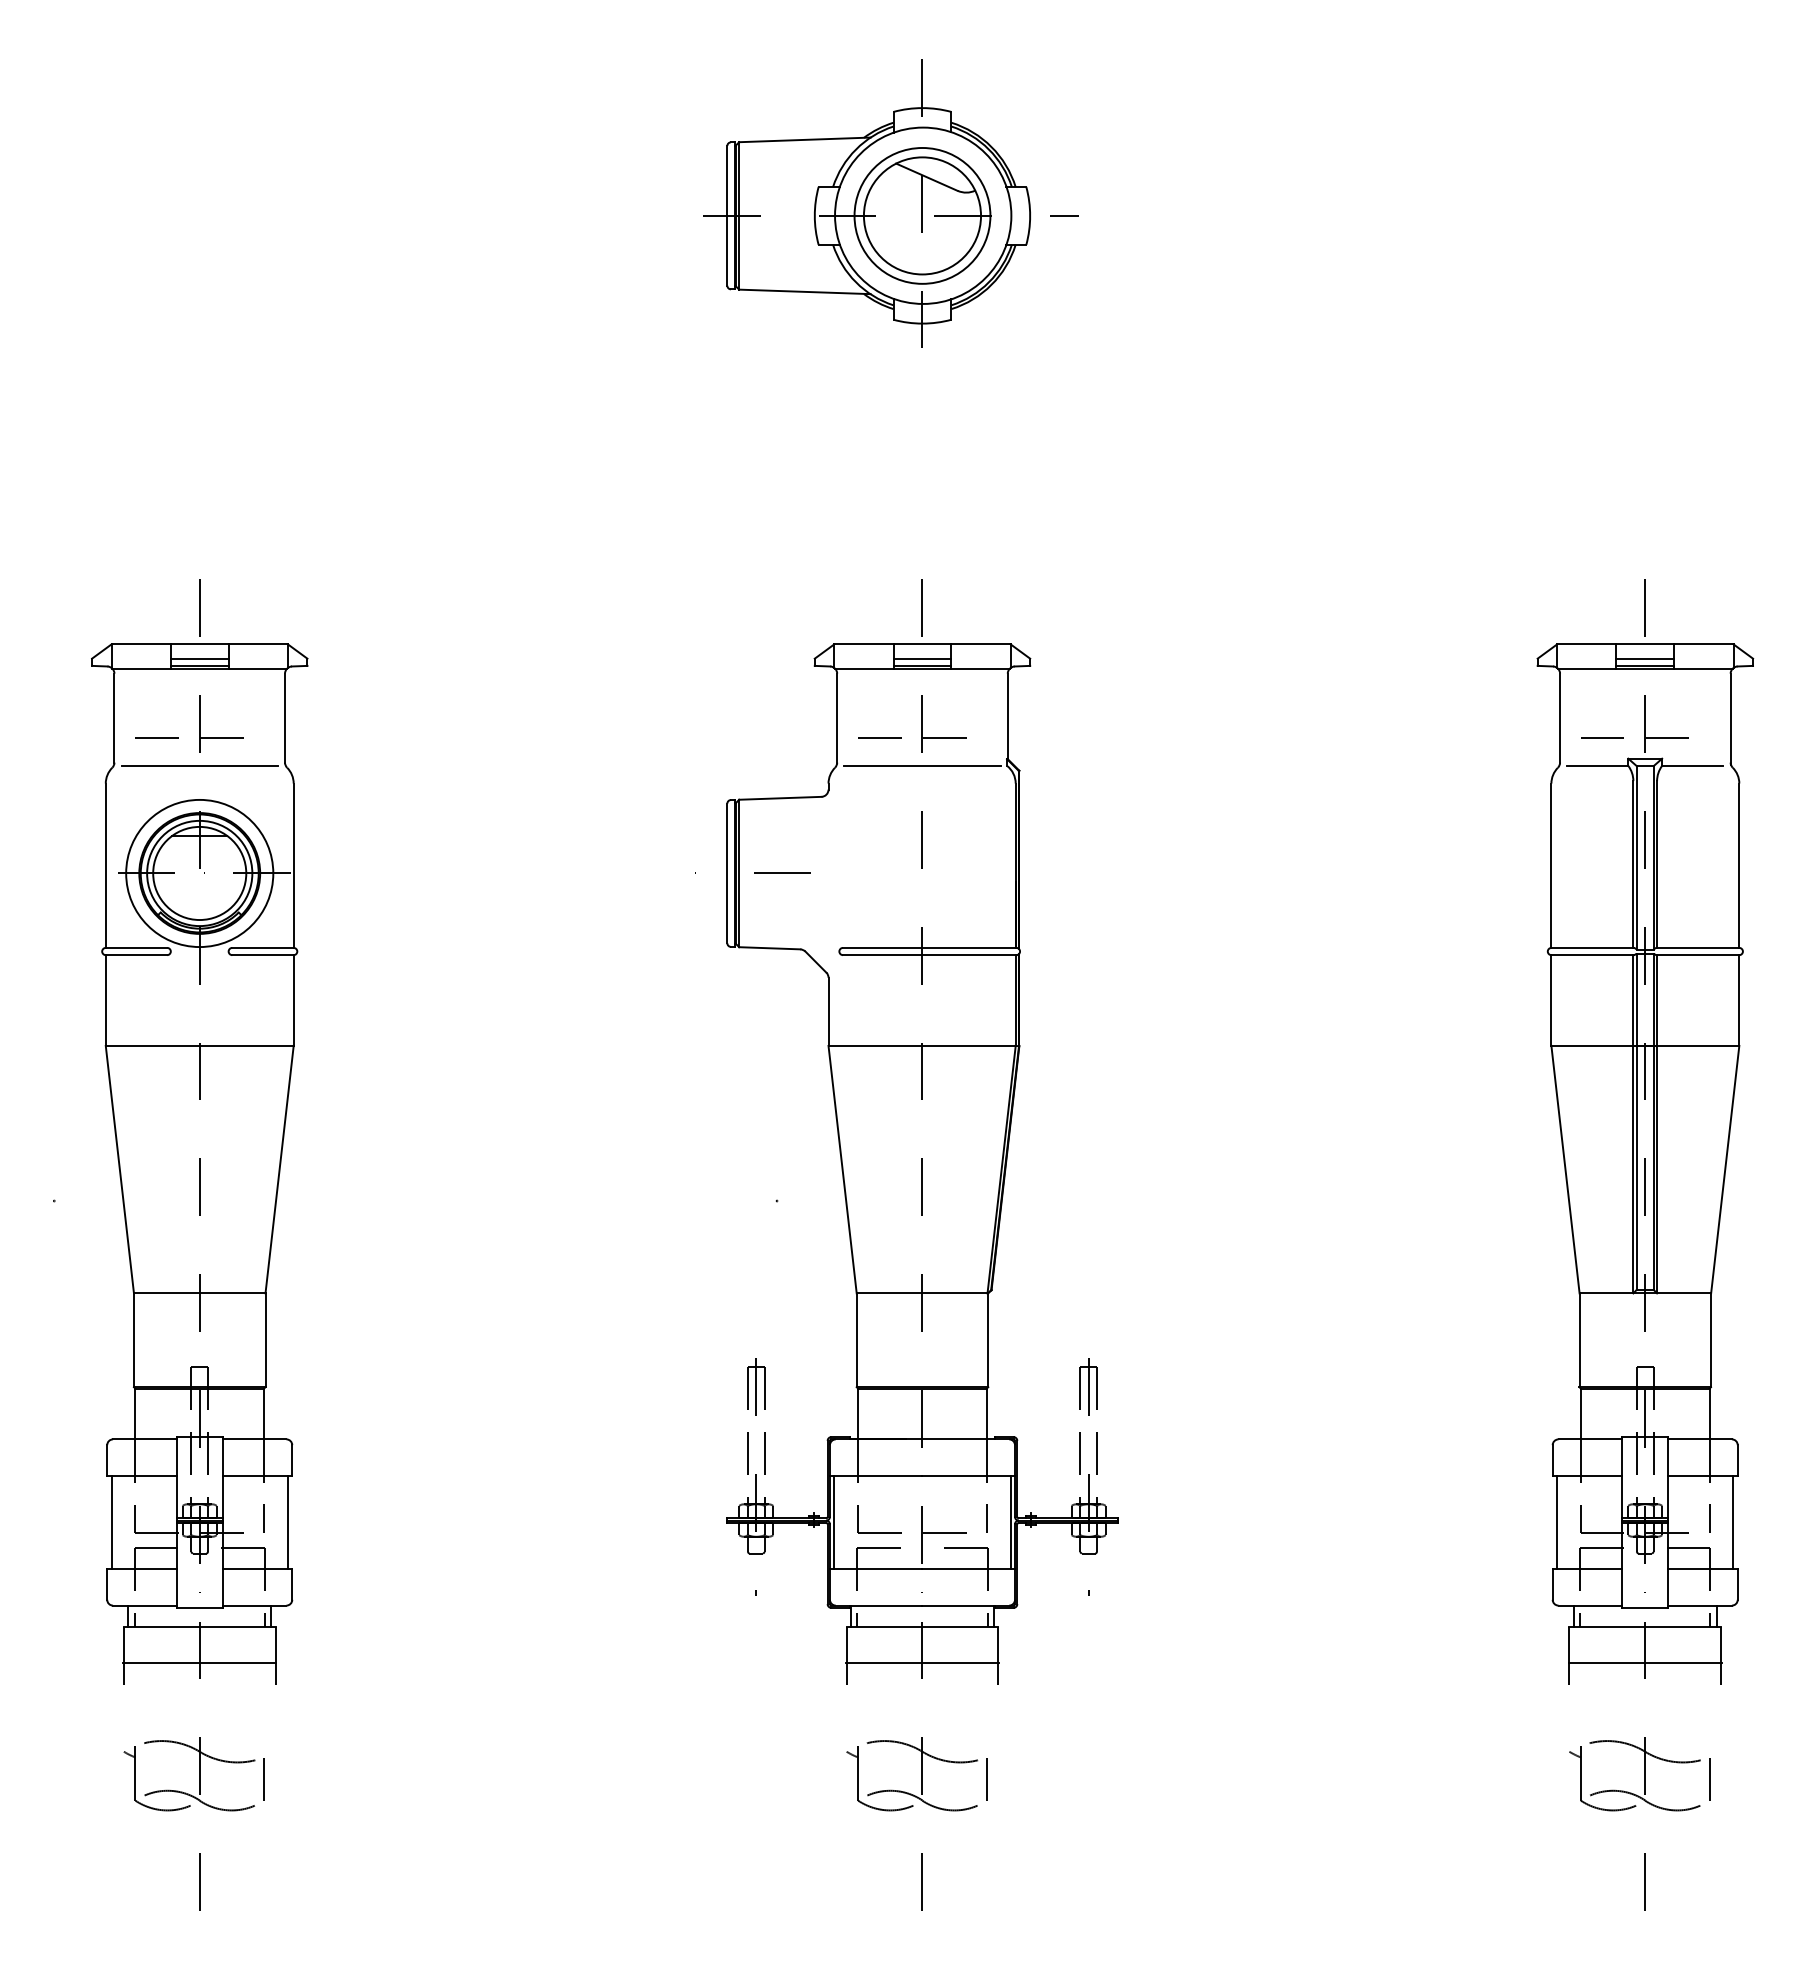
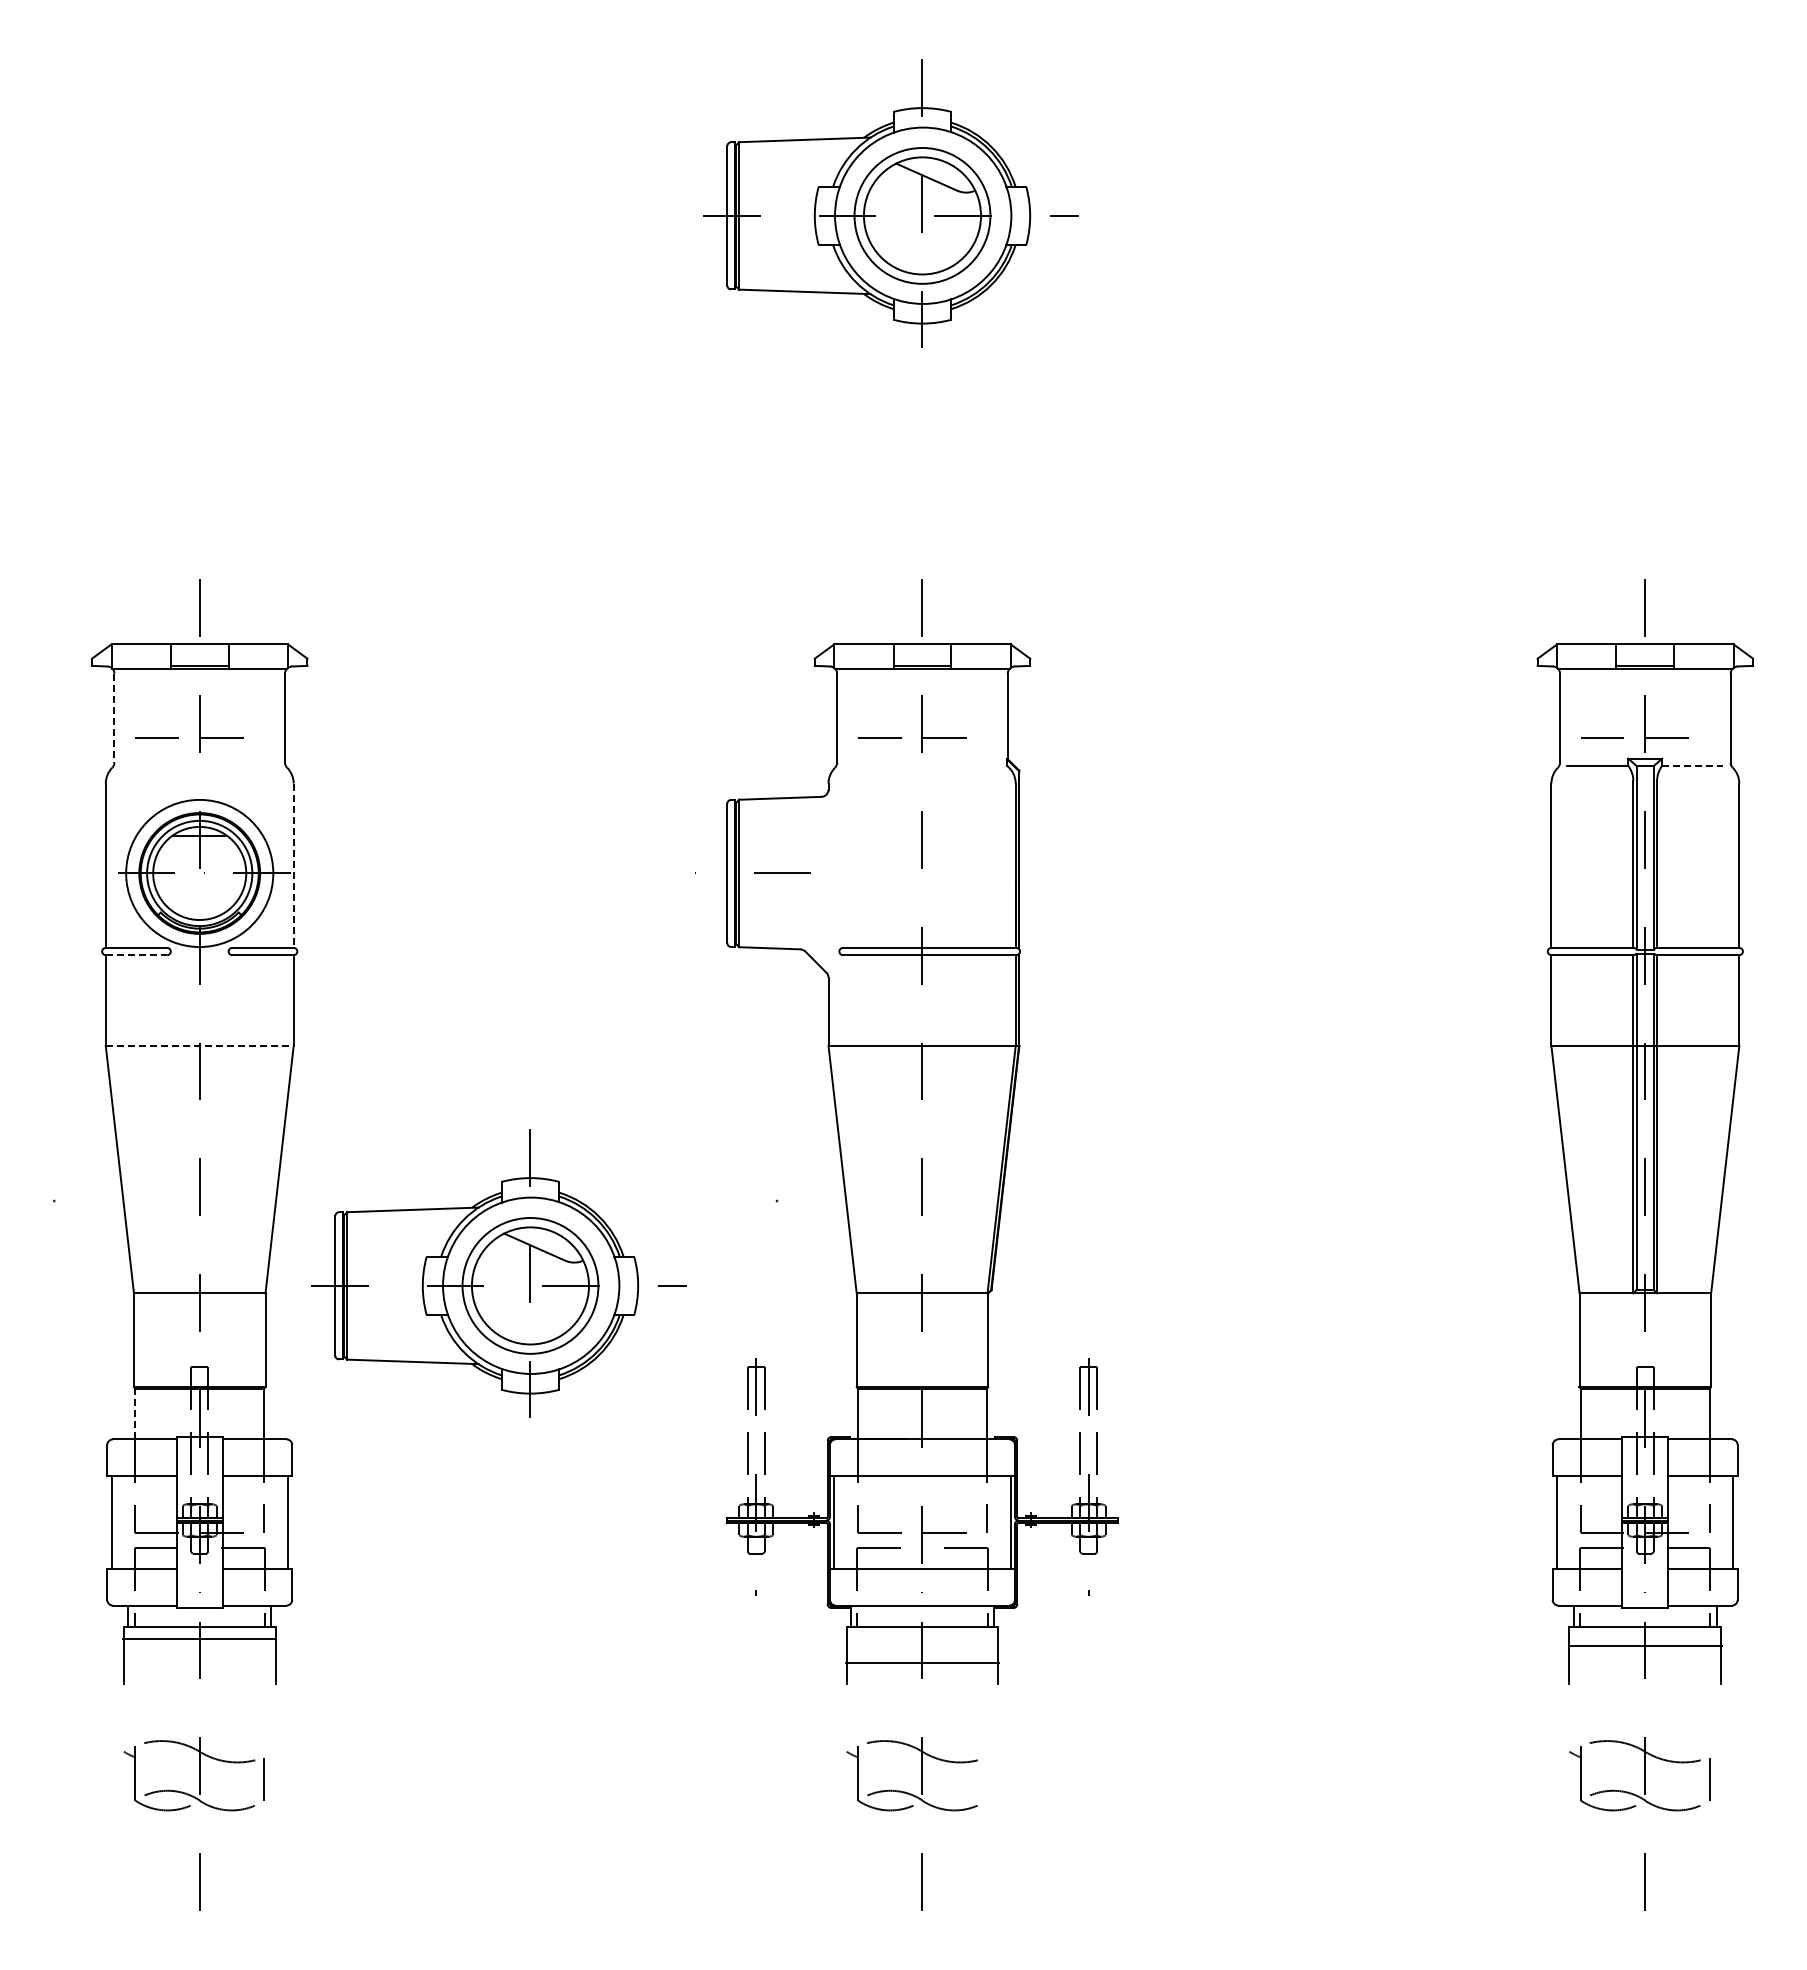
line: present -> none (199, 658)
line: present -> none (922, 658)
line: present -> none (1645, 658)
line: solid -> dashed (114, 718)
line: present -> none (199, 765)
line: present -> none (922, 765)
line: solid -> dashed (1692, 765)
line: solid -> dashed (293, 866)
line: solid -> dashed (136, 955)
line: solid -> dashed (199, 1045)
part: none -> present (498, 1273)
line: solid -> dashed (135, 1413)
line position: (199, 1663) -> (199, 1639) (199, 1639)
line position: (1644, 1663) -> (1644, 1646) (1644, 1646)
line: present -> none (986, 1778)
